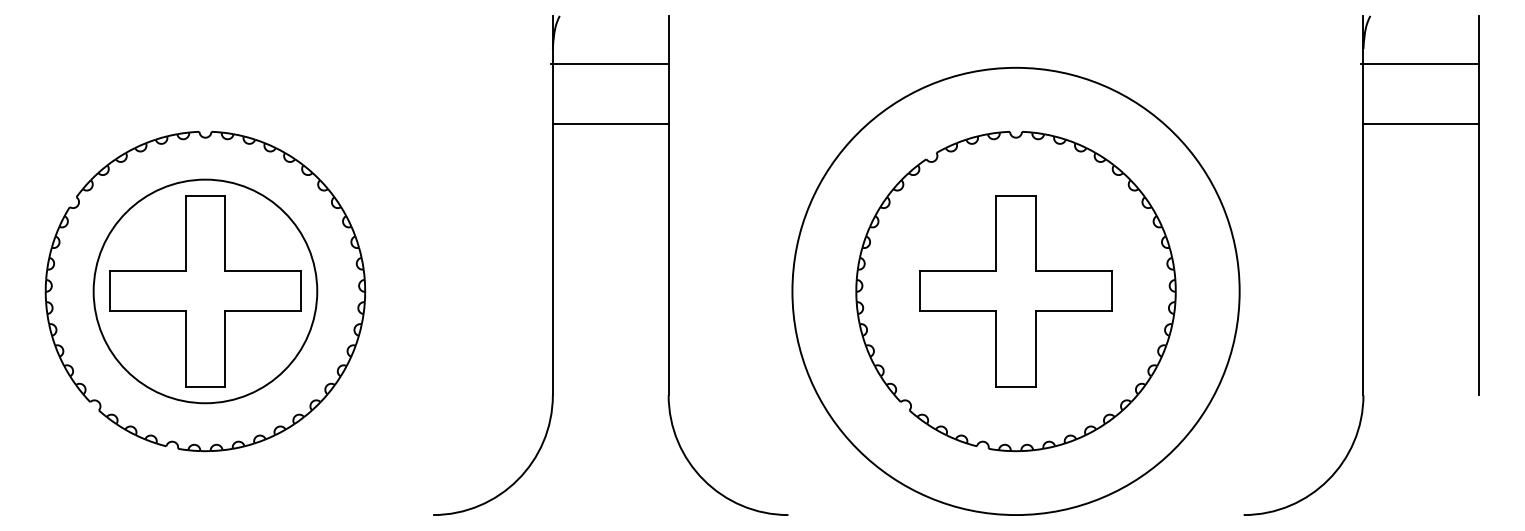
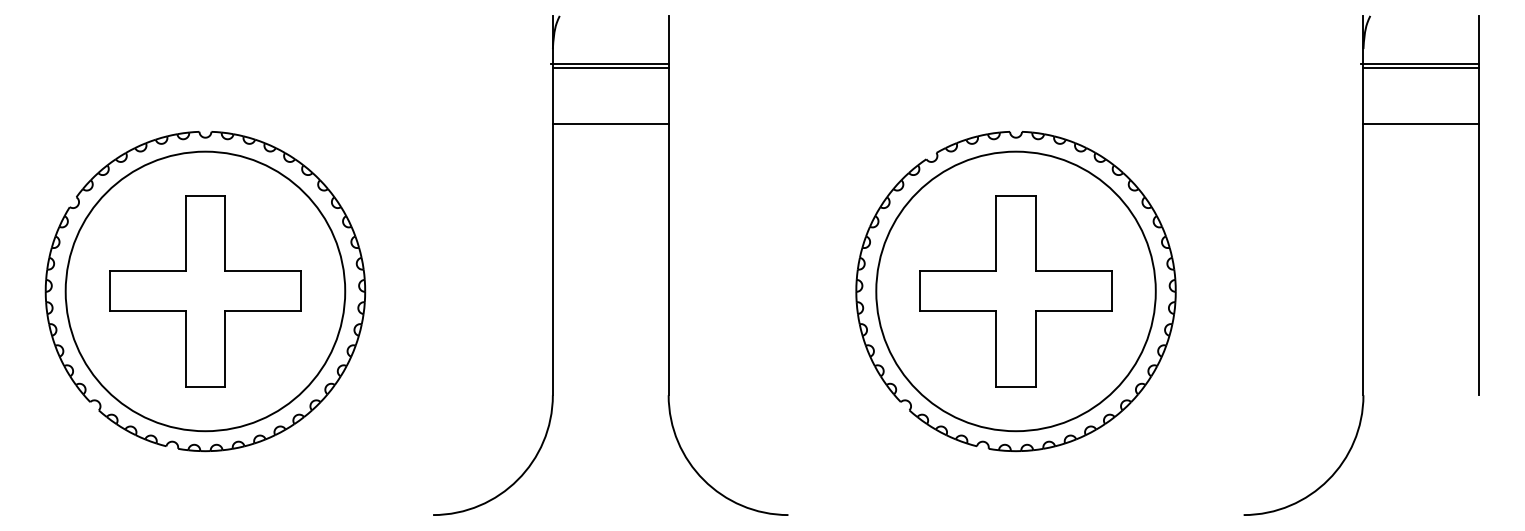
line: none -> present (610, 67)
line: none -> present (1421, 67)
circle diameter: 224 px -> 280 px (205, 291)
circle diameter: 447 px -> 280 px (1015, 291)
